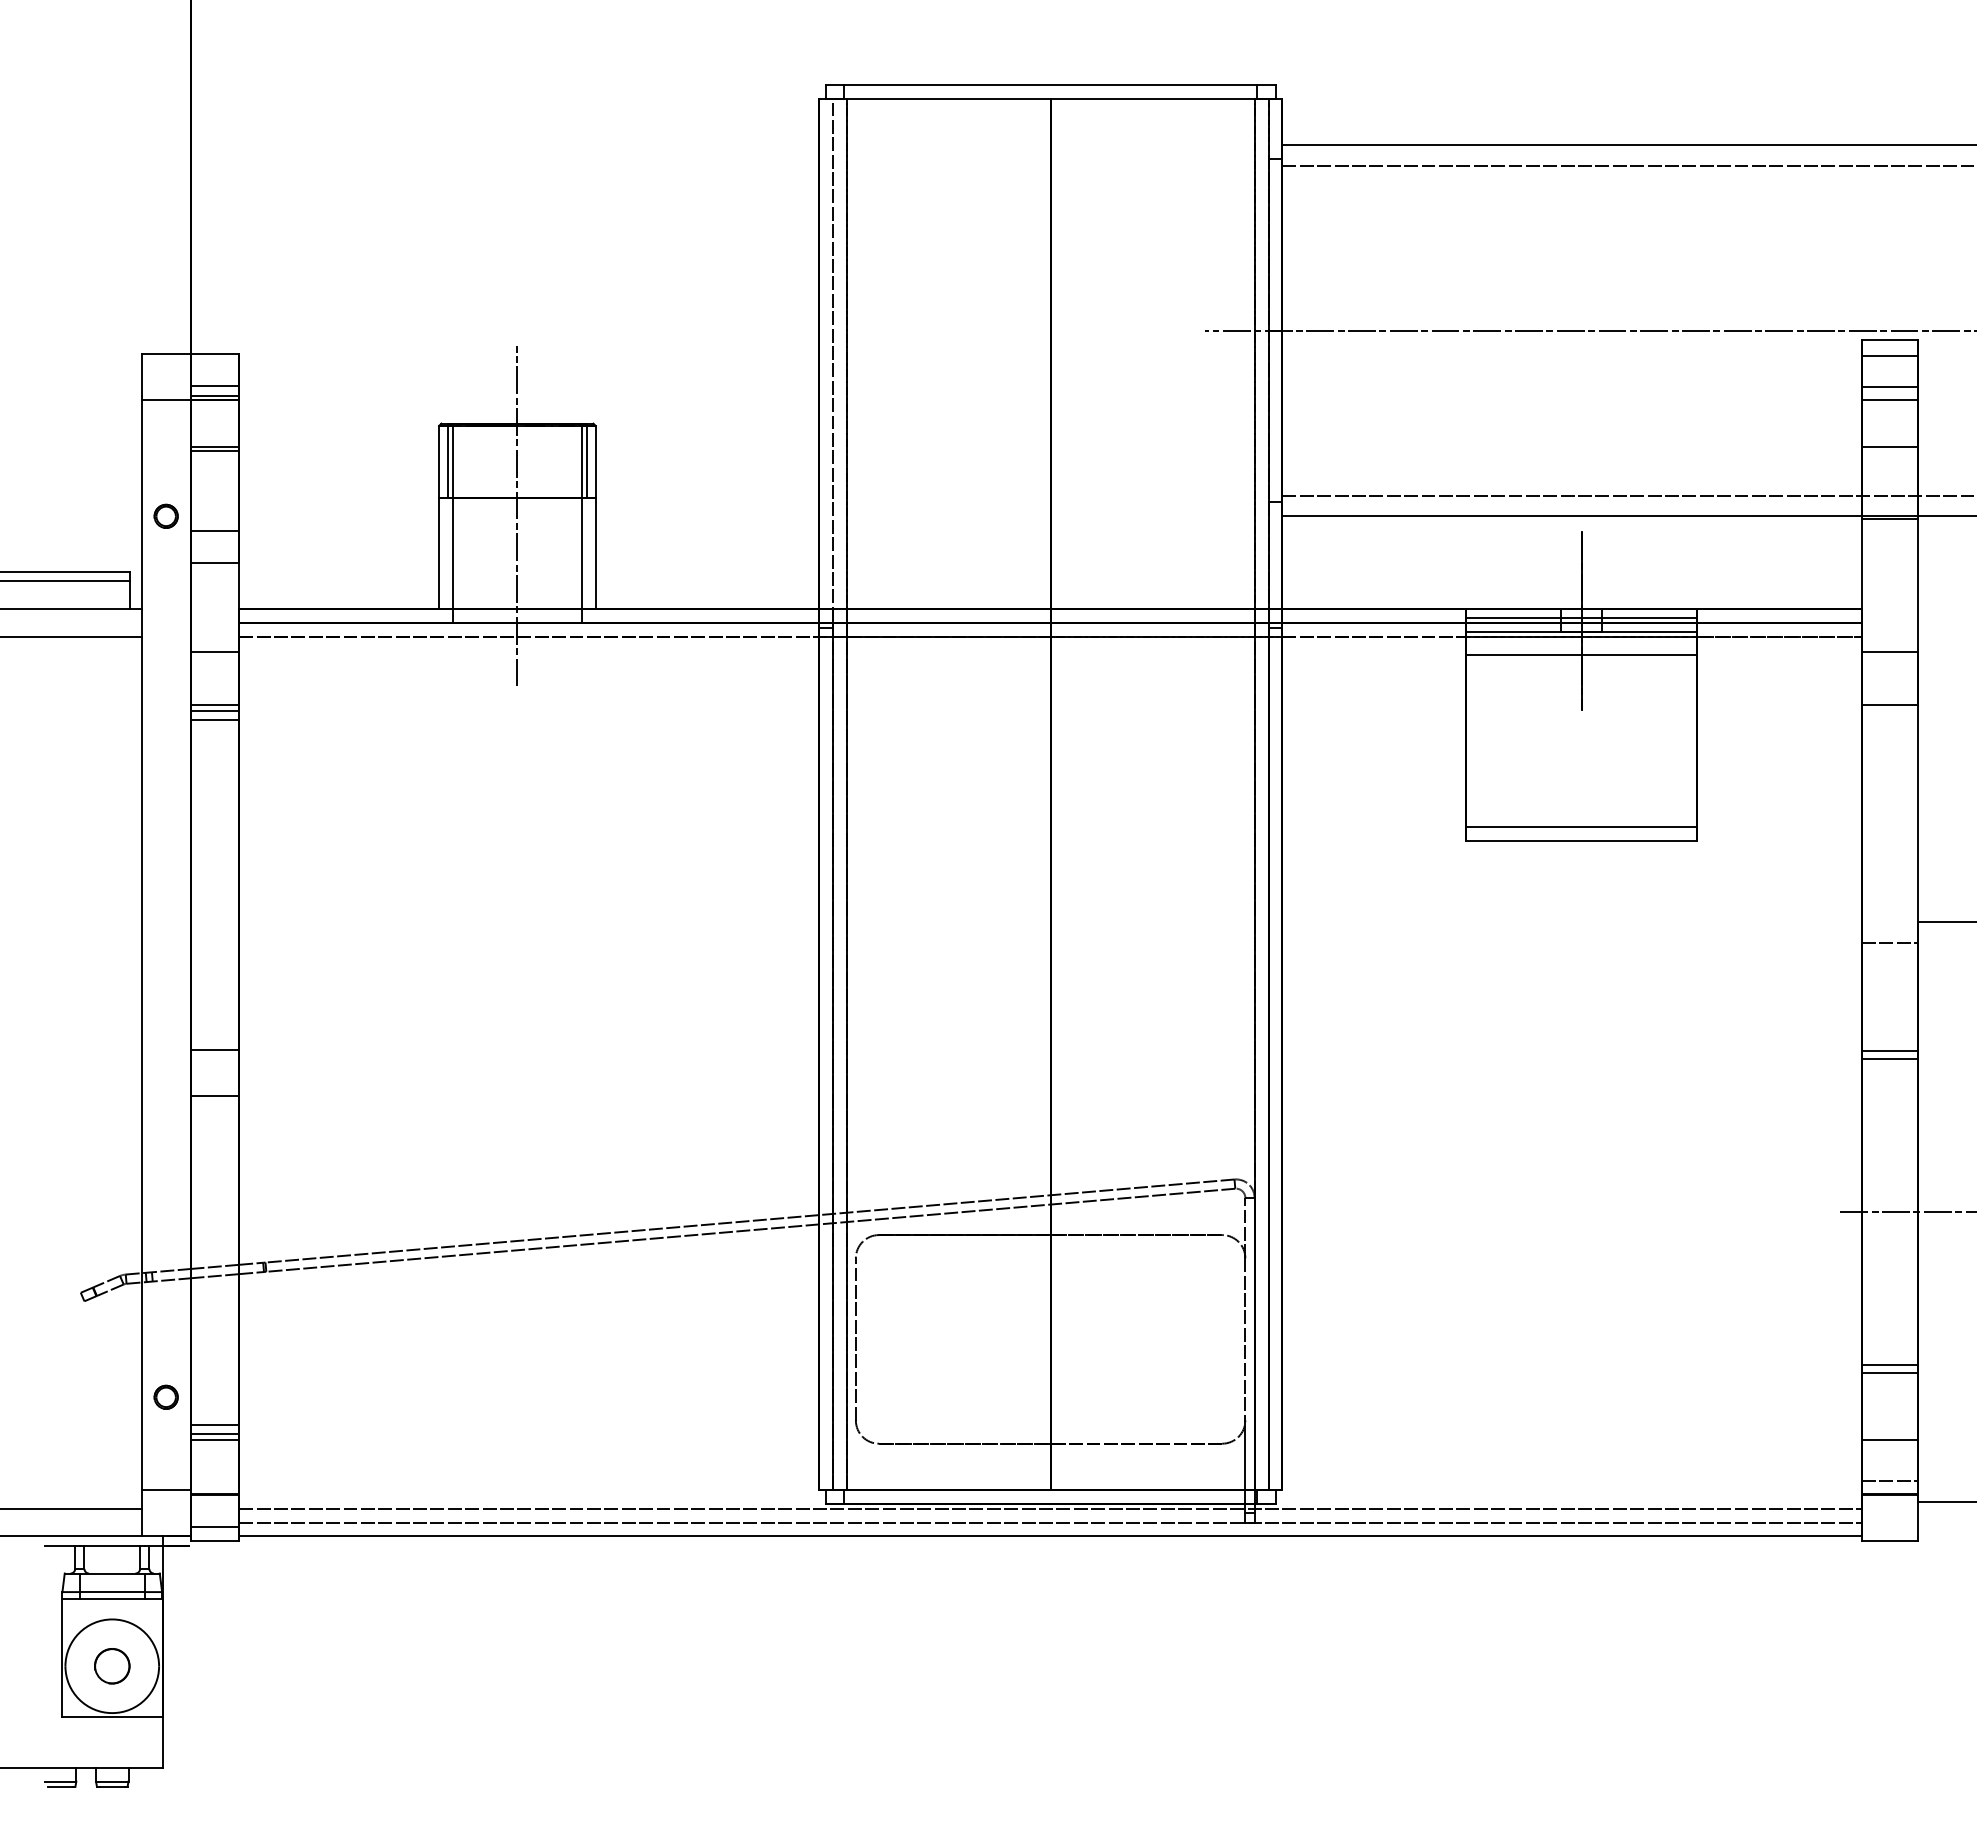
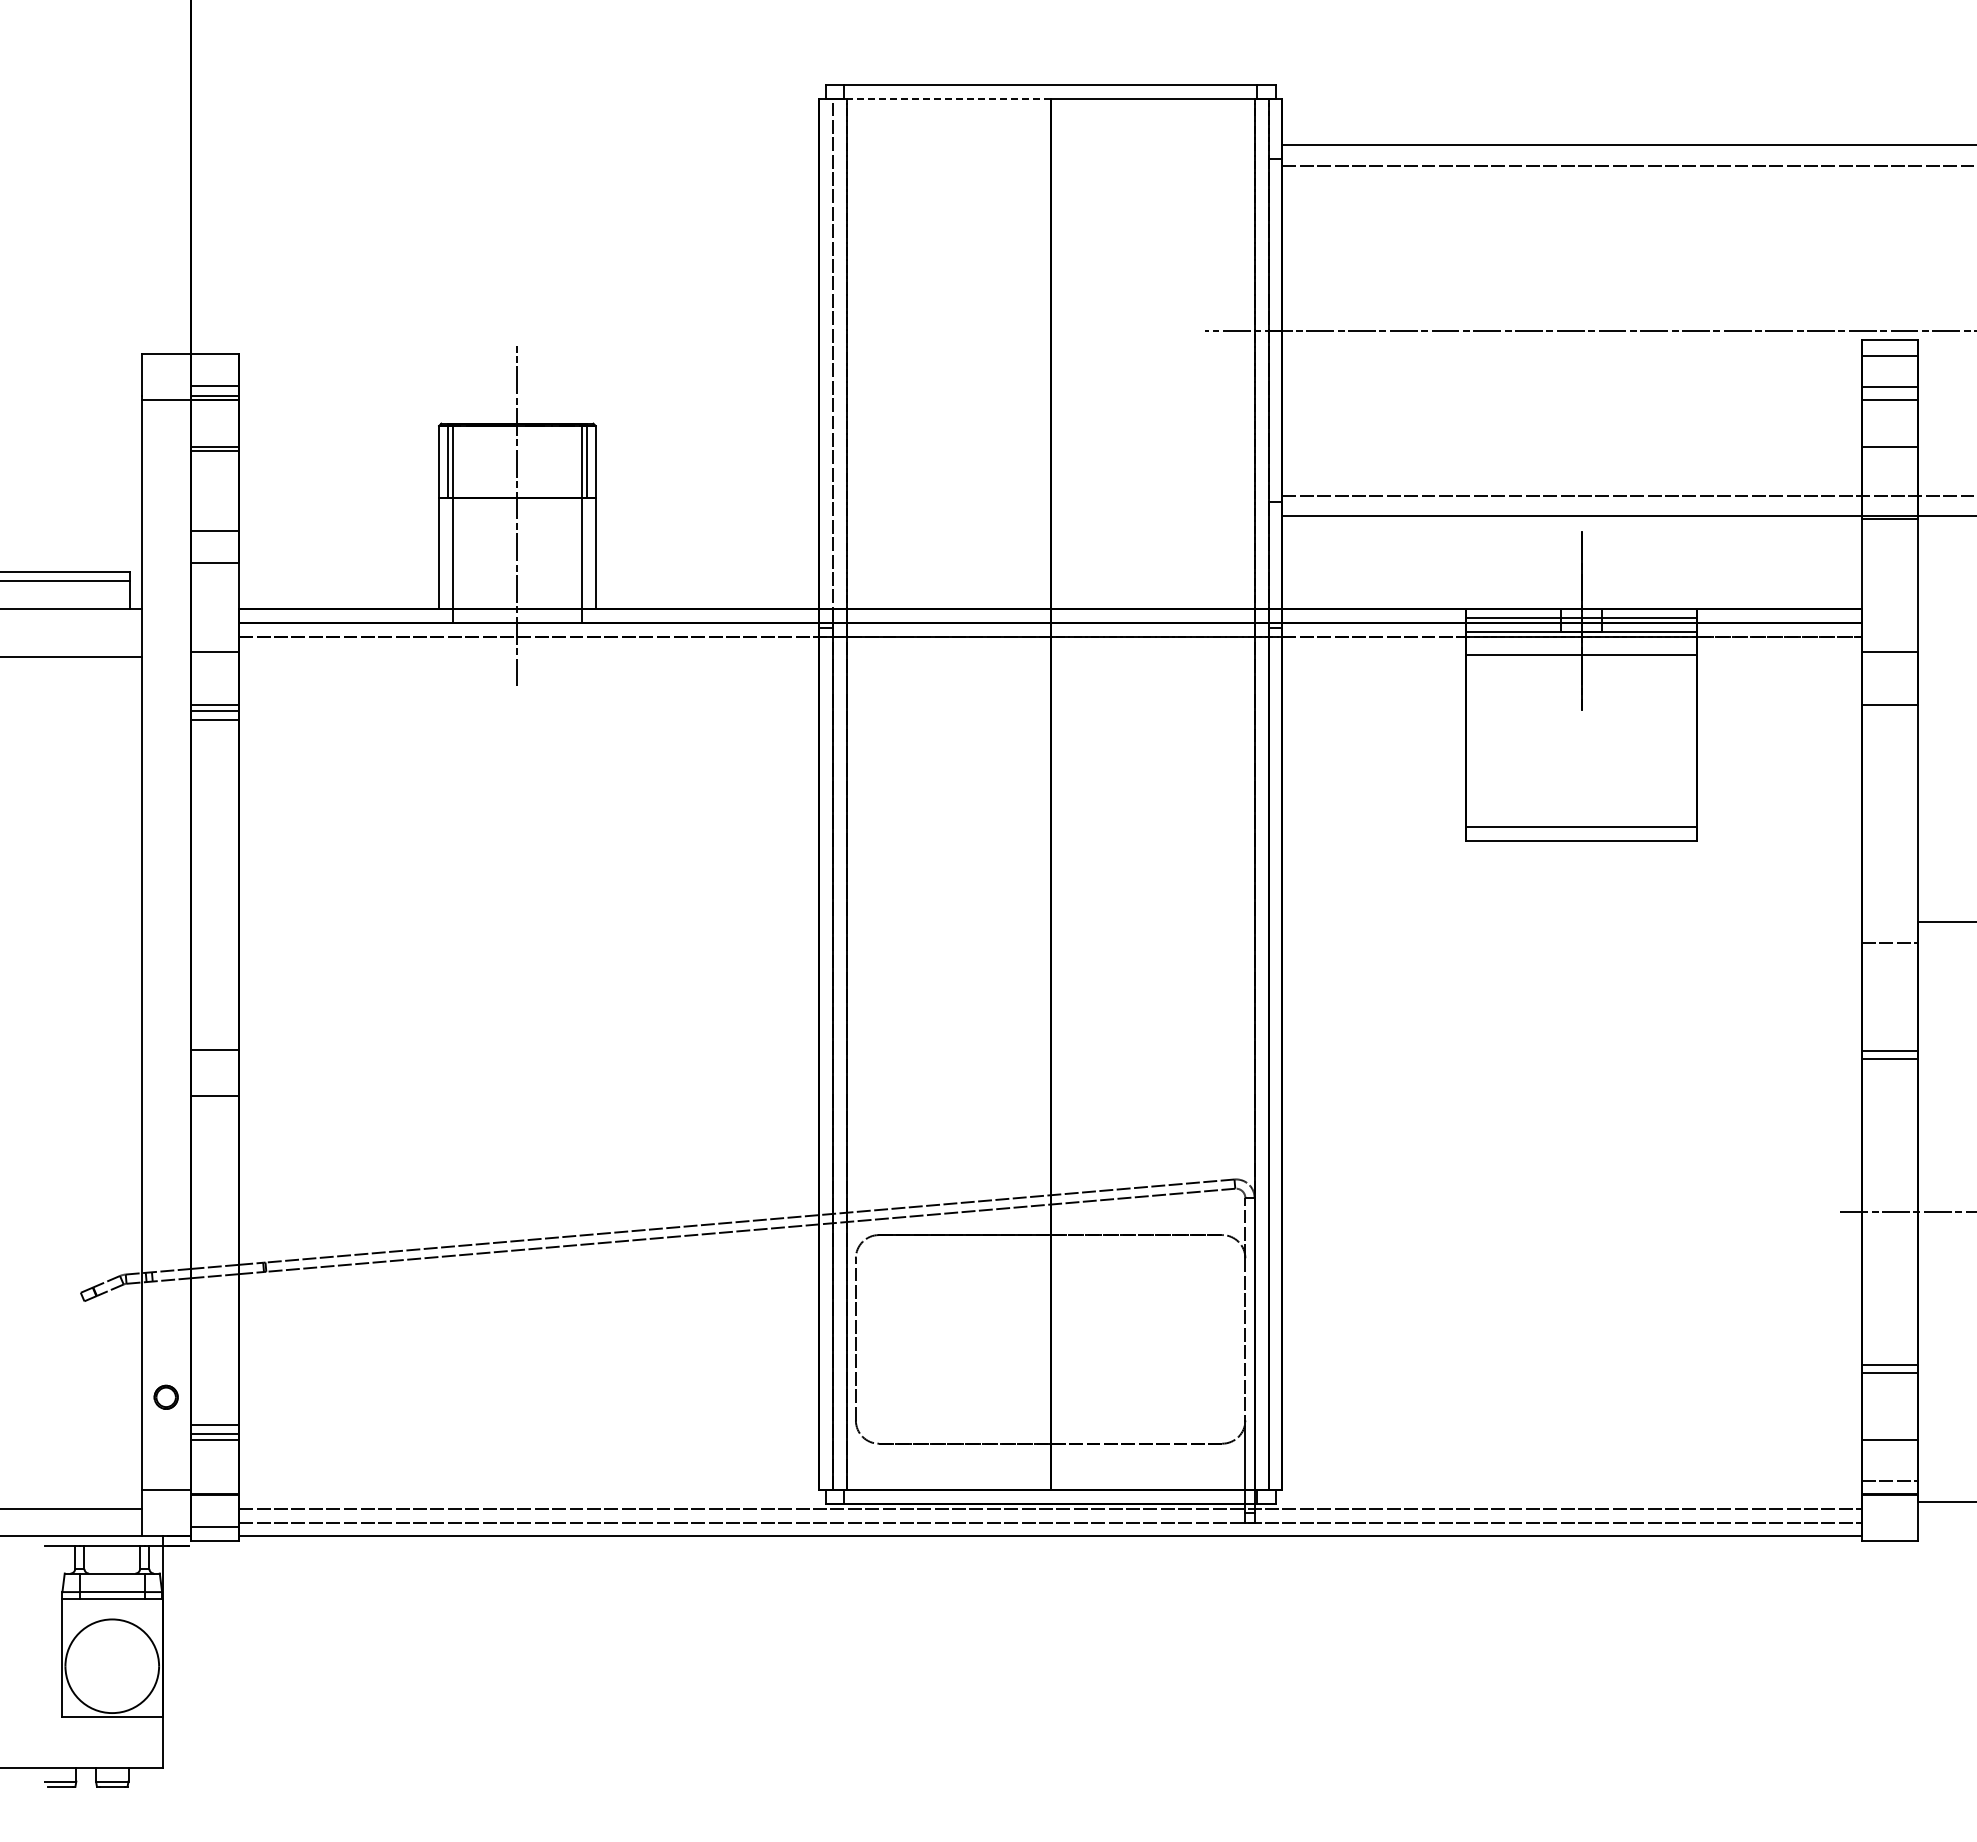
line: solid -> dashed (948, 99)
part: present -> none (165, 515)
line position: (71, 636) -> (71, 656) (71, 656)
part: present -> none (112, 1666)
